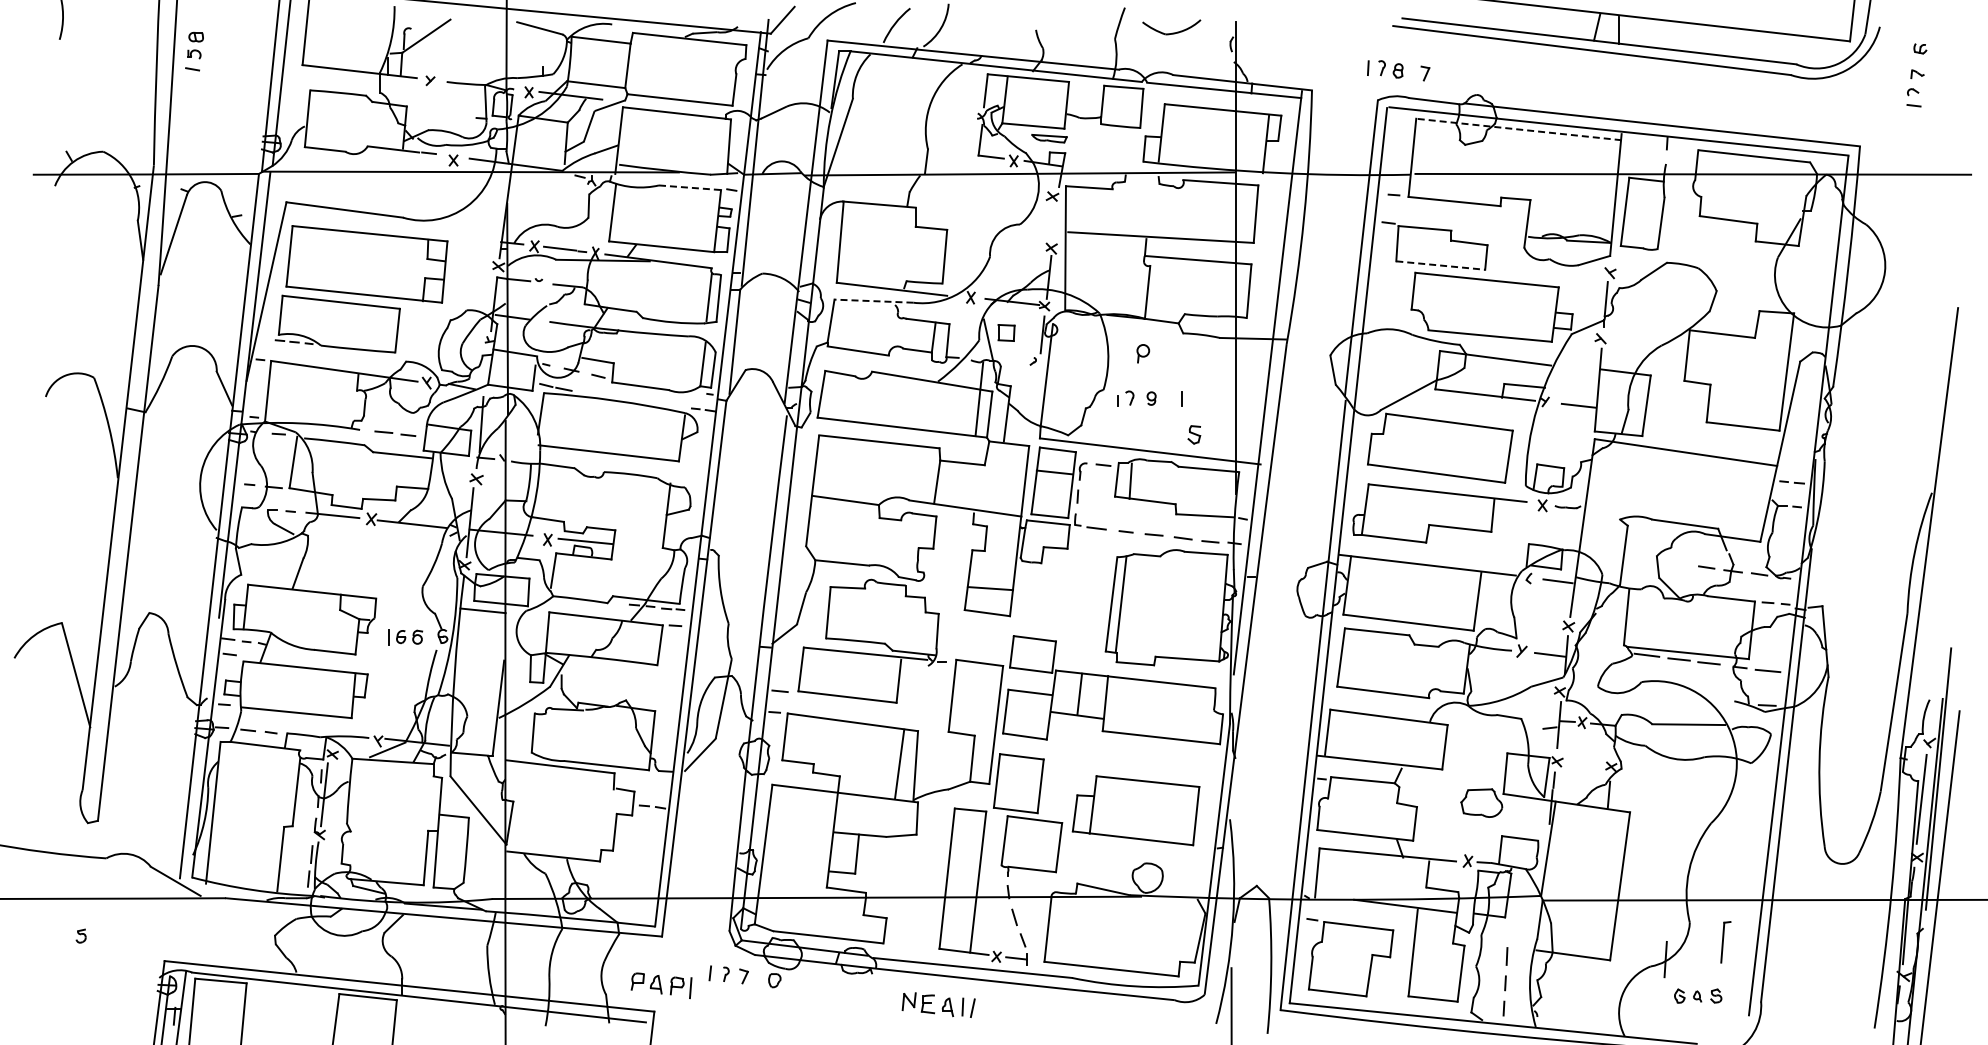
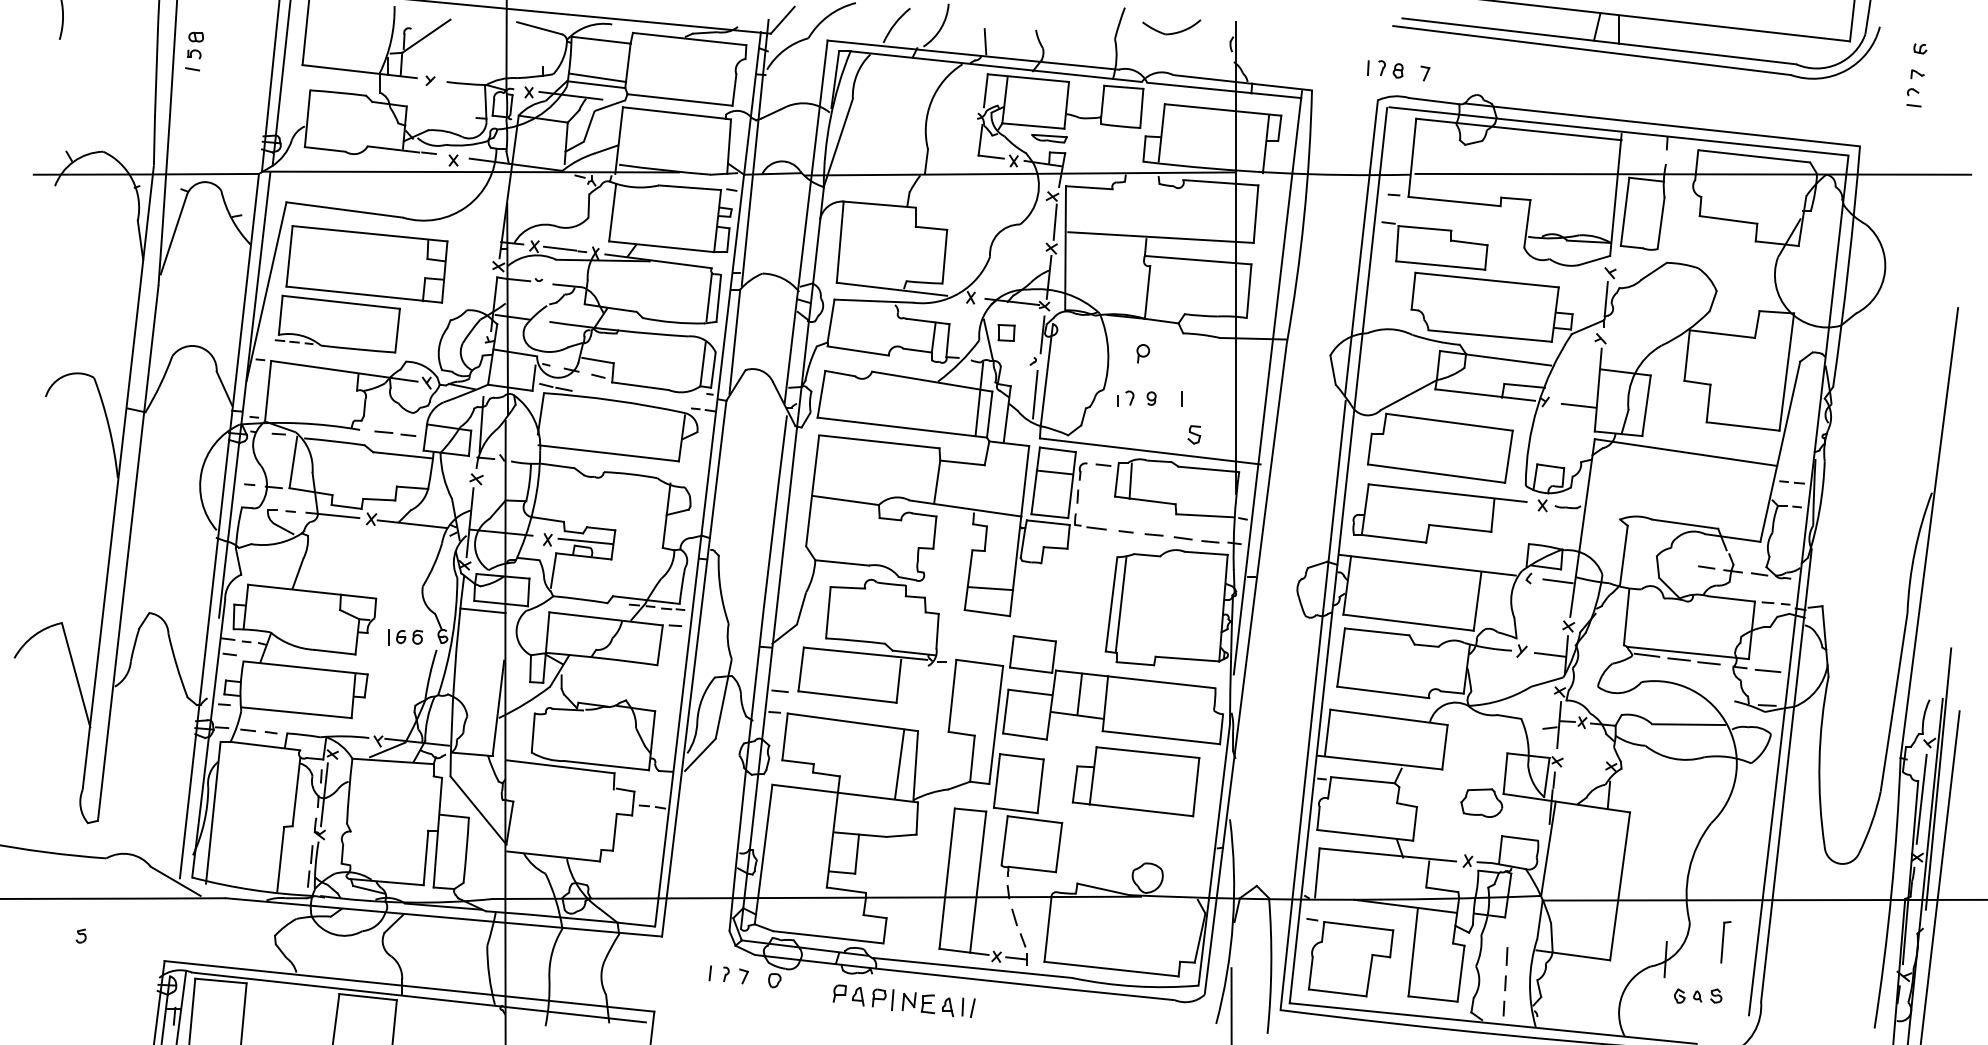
line: none -> present (985, 41)
line: none -> present (597, 77)
line: dashed -> solid (1518, 129)
line: dashed -> solid (690, 187)
line: none -> present (1054, 221)
line: dashed -> solid (1440, 265)
line: dashed -> solid (873, 301)
line: none -> present (1035, 394)
part position: (1135, 810) -> (1135, 781) (1135, 781)
part position: (661, 985) -> (863, 997) (863, 997)
